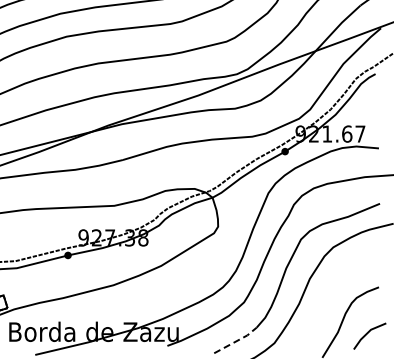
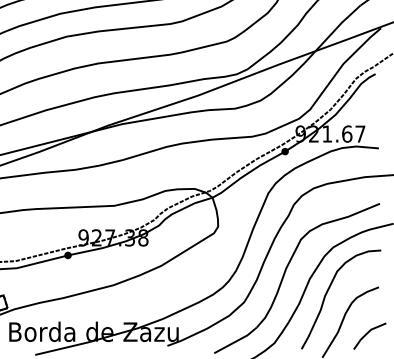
curve: none -> present (327, 293)
line: dashed -> solid (236, 341)
